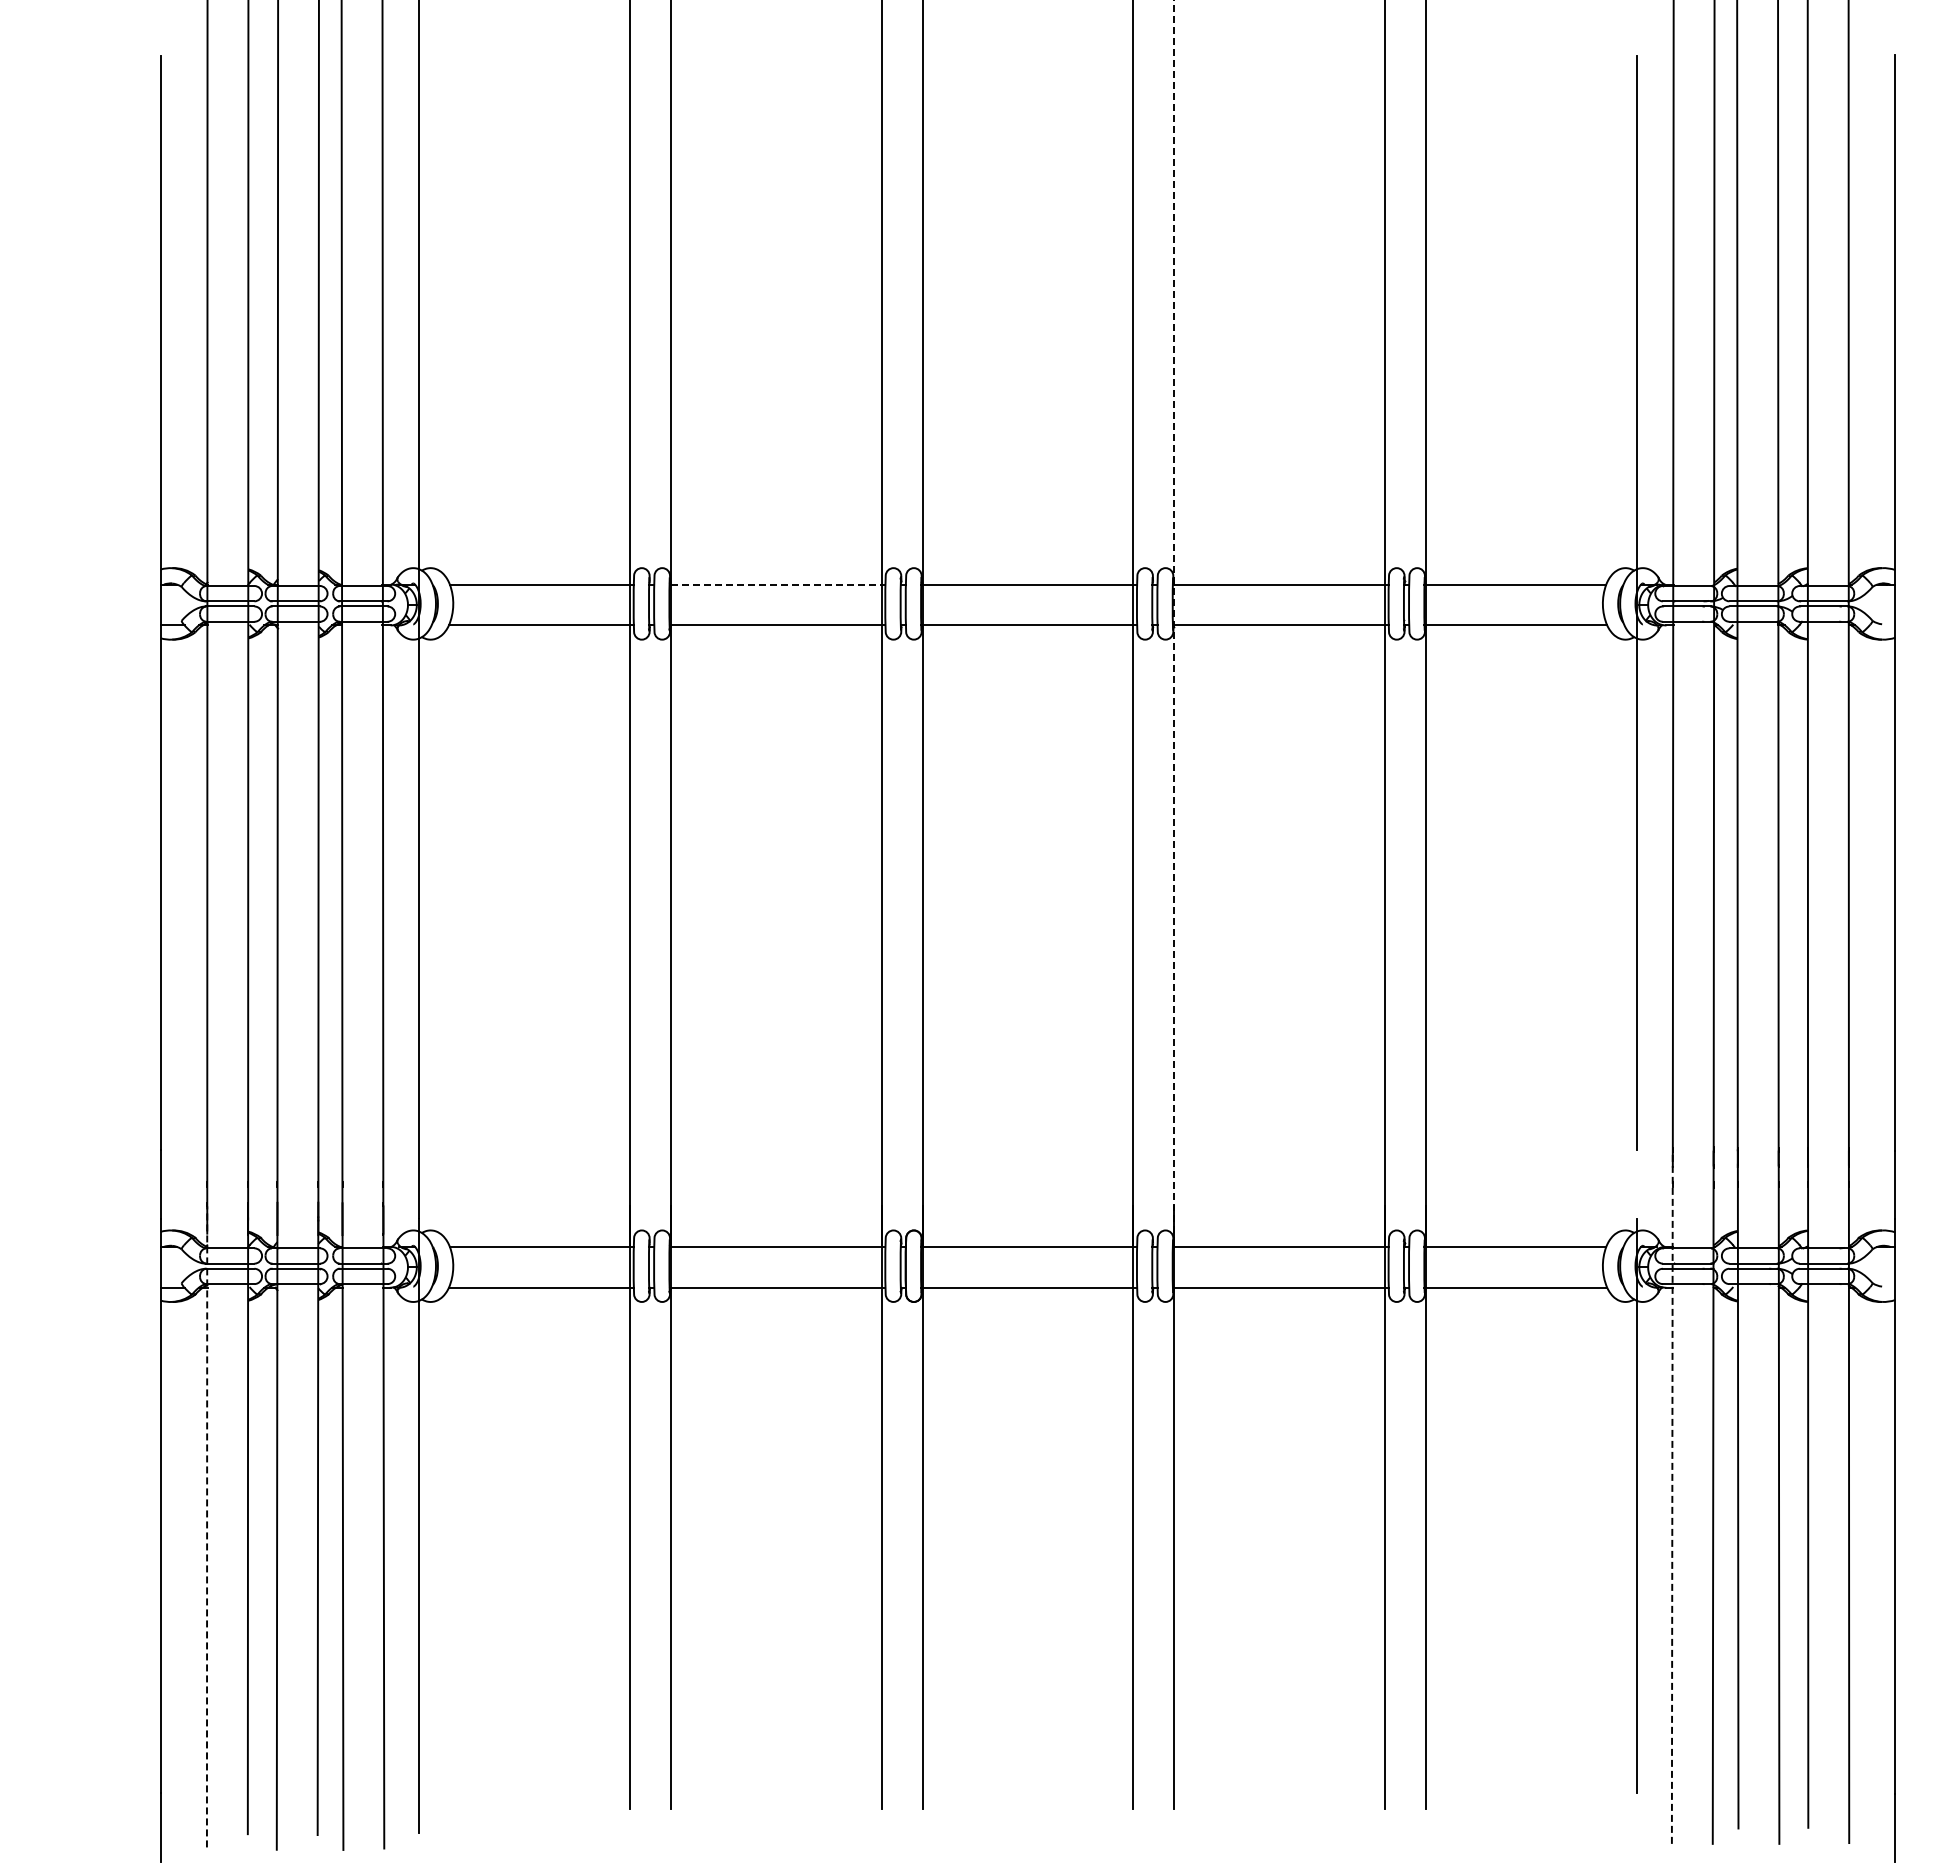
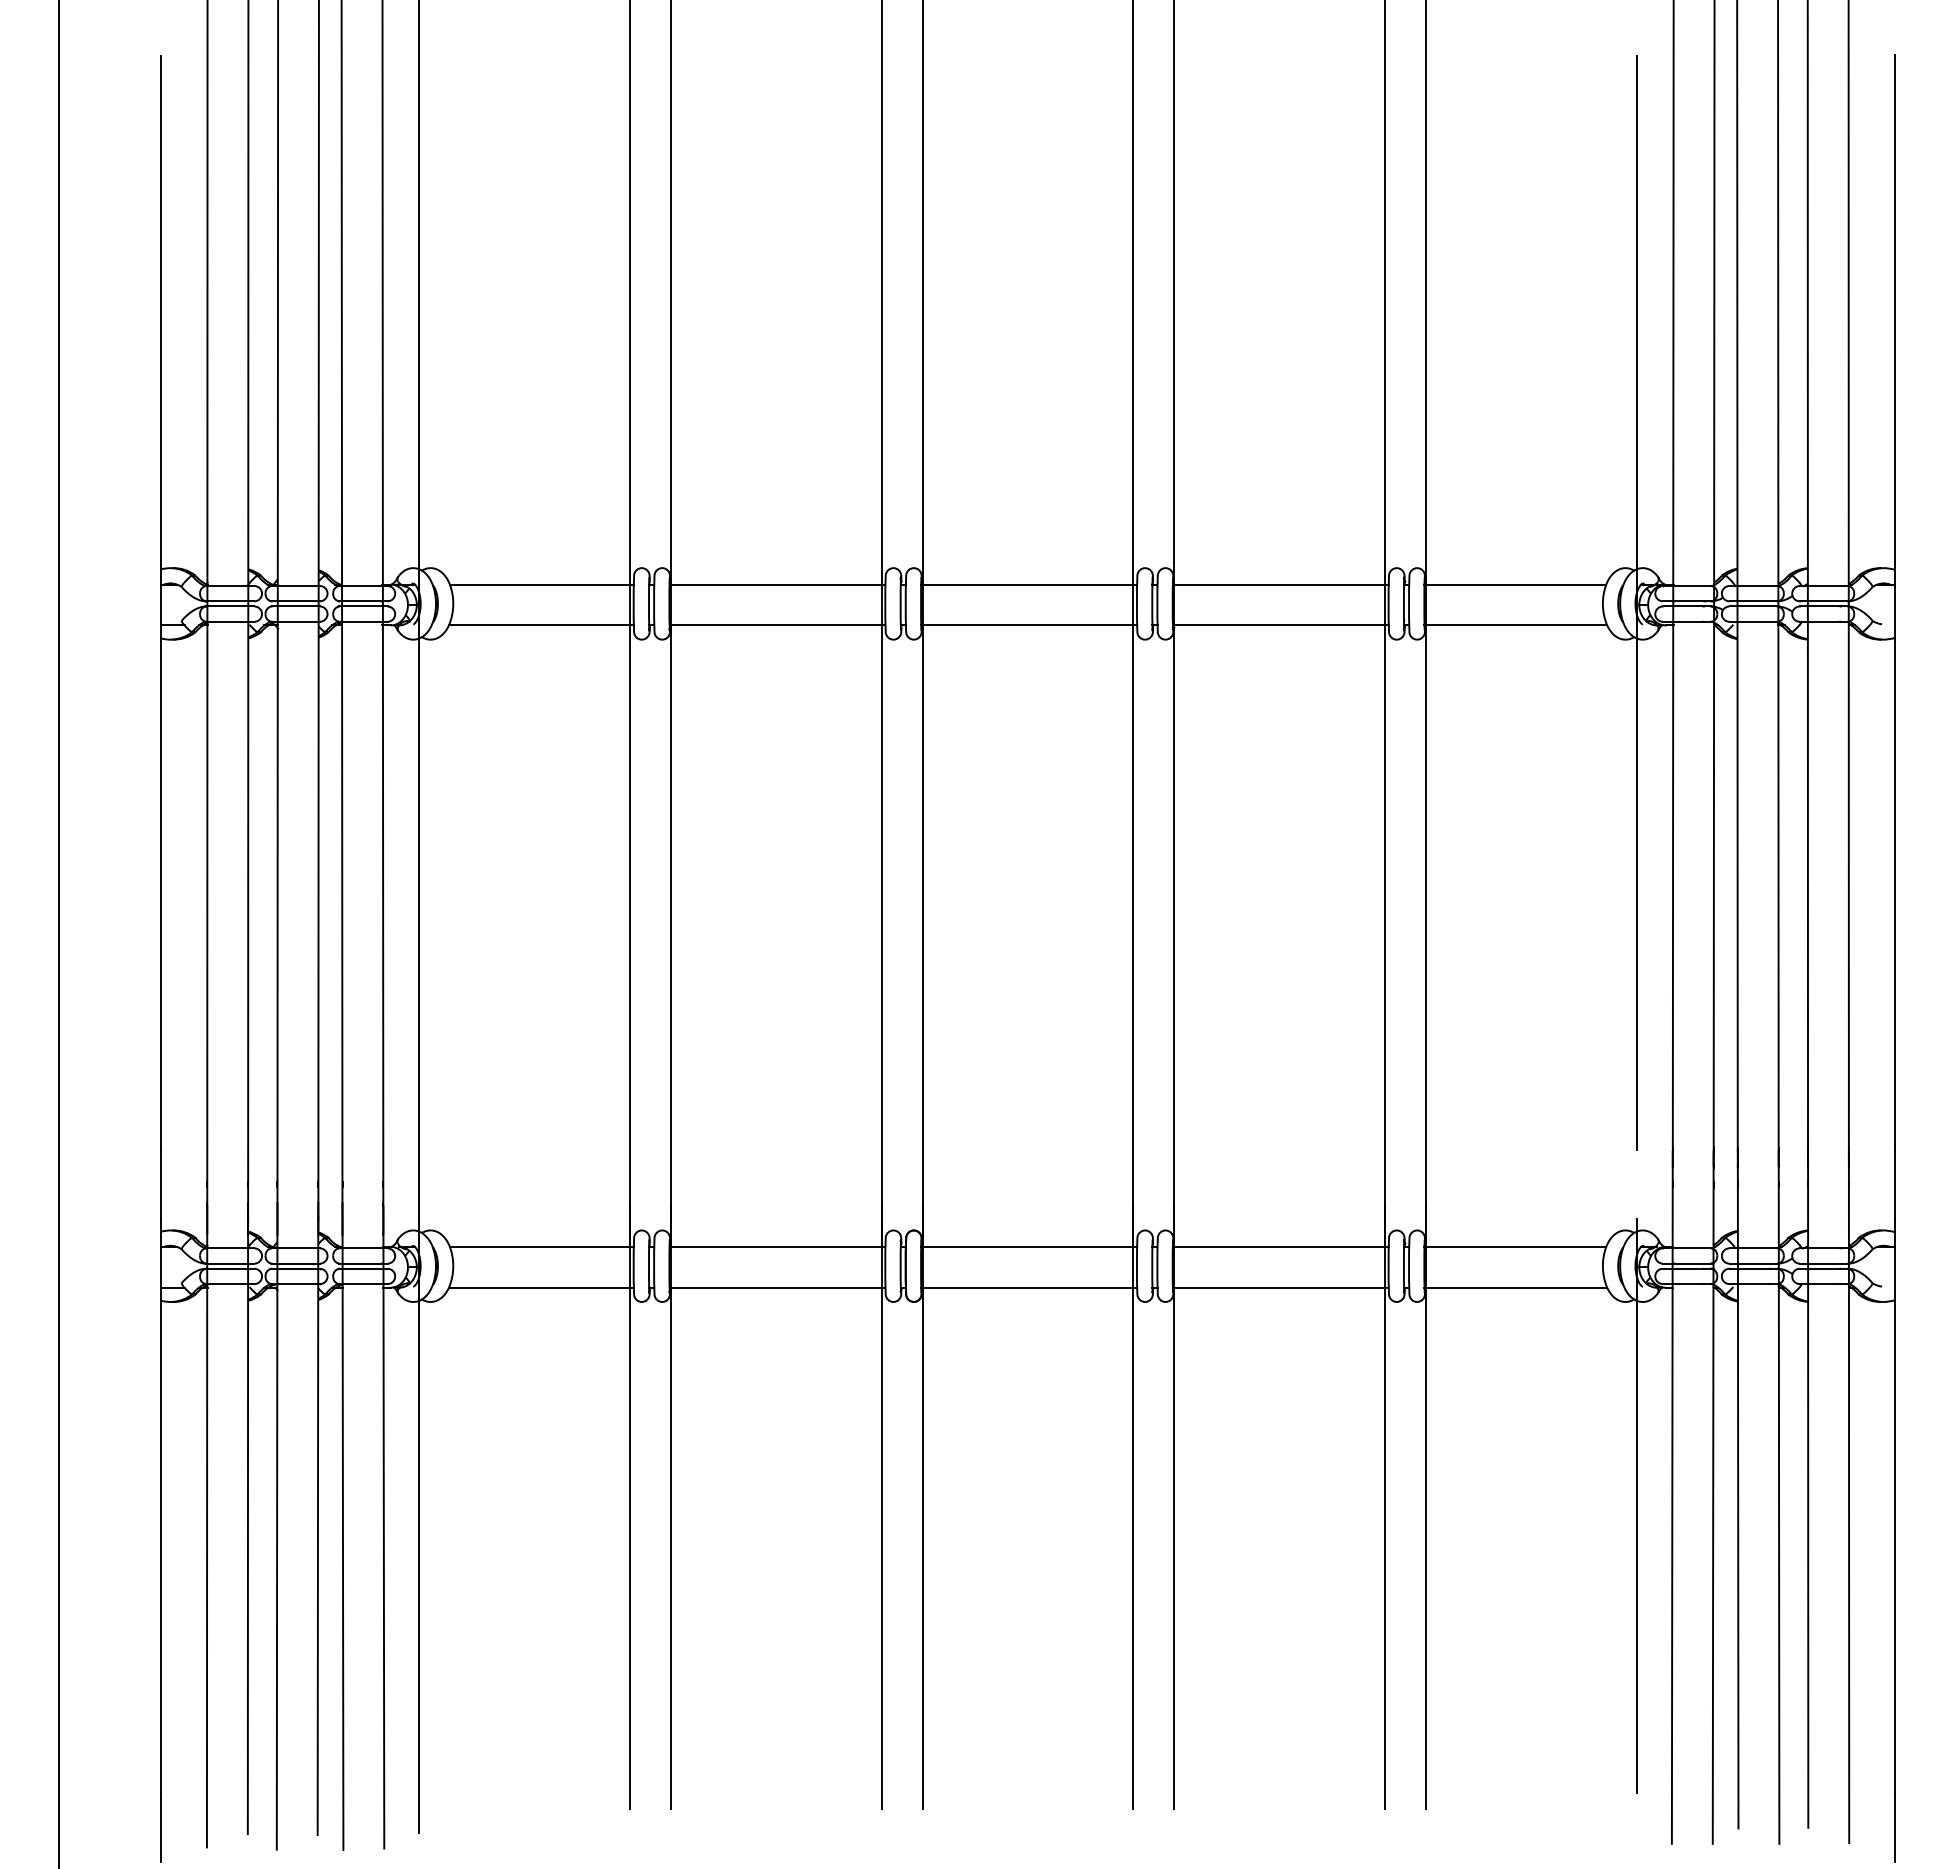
line: dashed -> solid (776, 584)
line: dashed -> solid (1174, 623)
line: none -> present (58, 933)
line: dashed -> solid (1672, 1497)
line: dashed -> solid (207, 1526)
